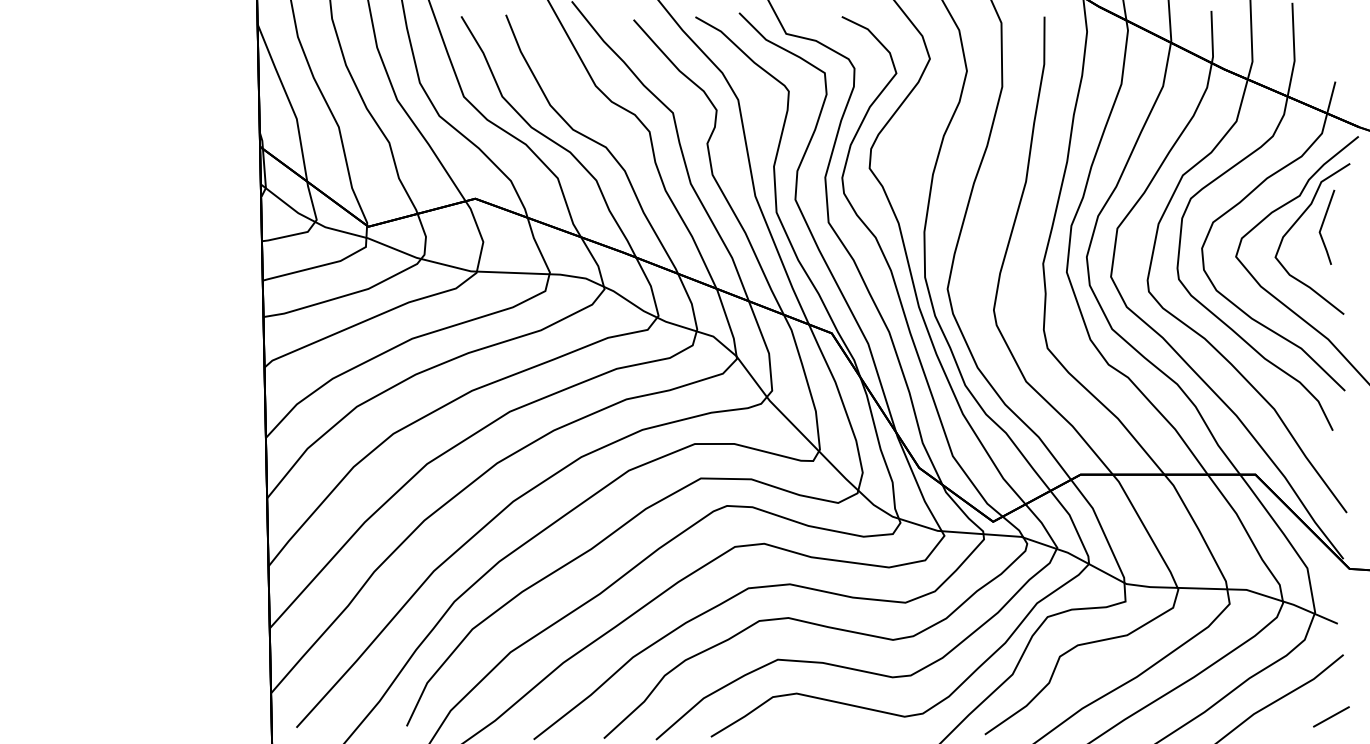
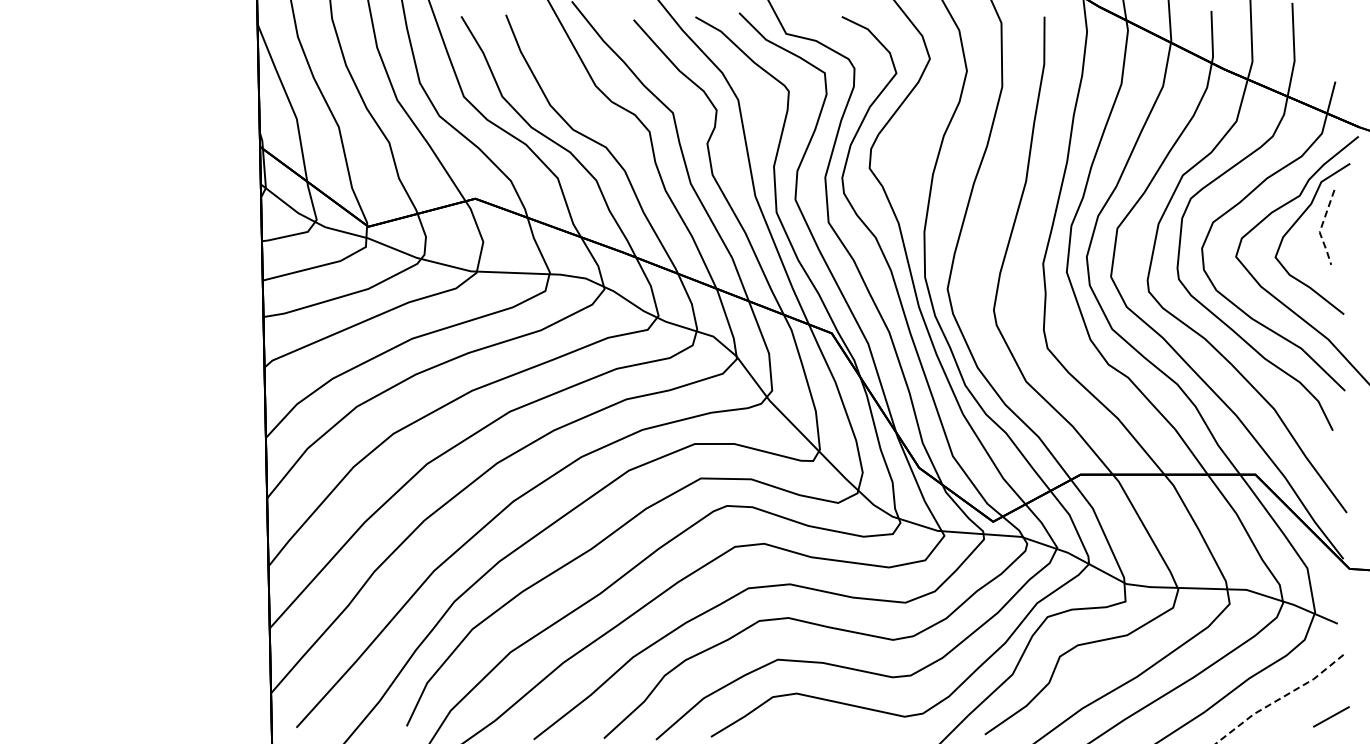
line: solid -> dashed (1320, 229)
line: solid -> dashed (1279, 699)
